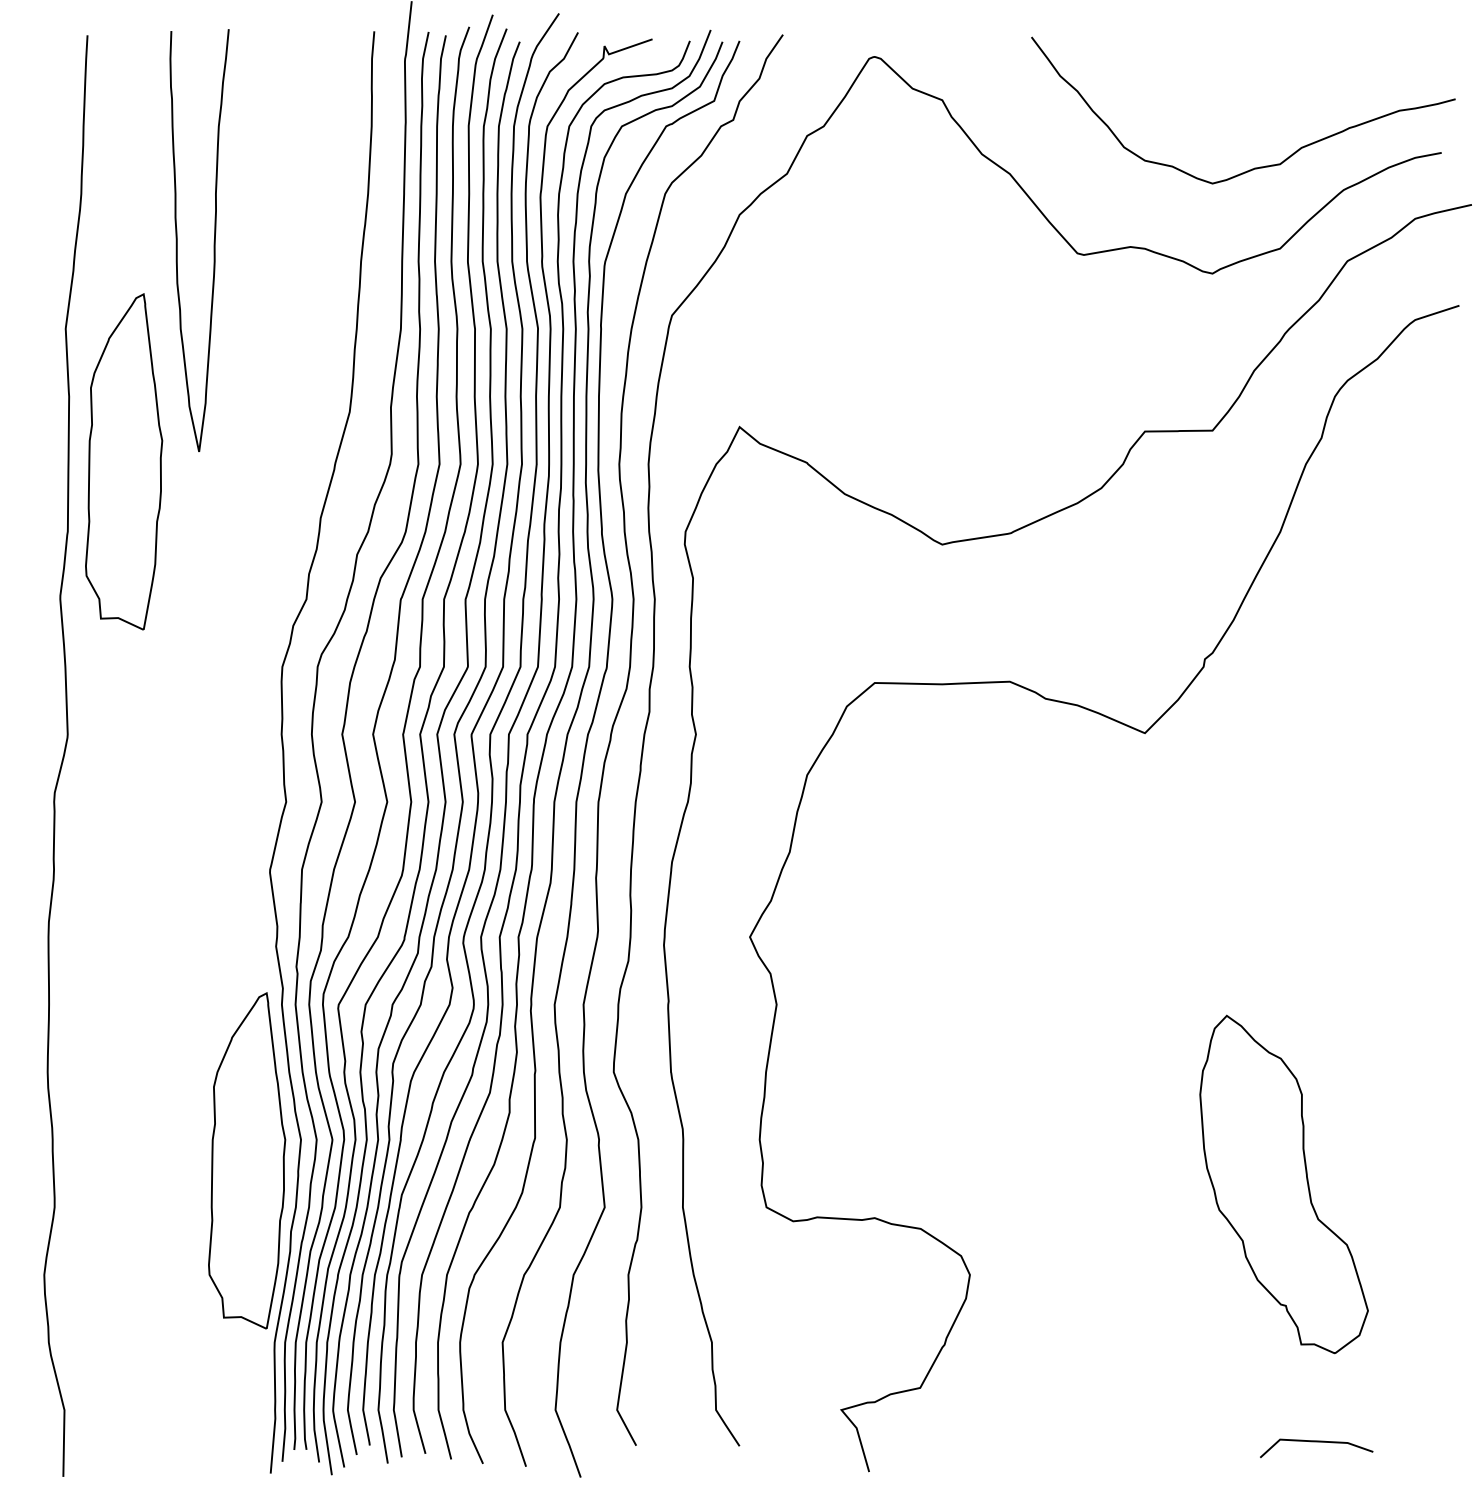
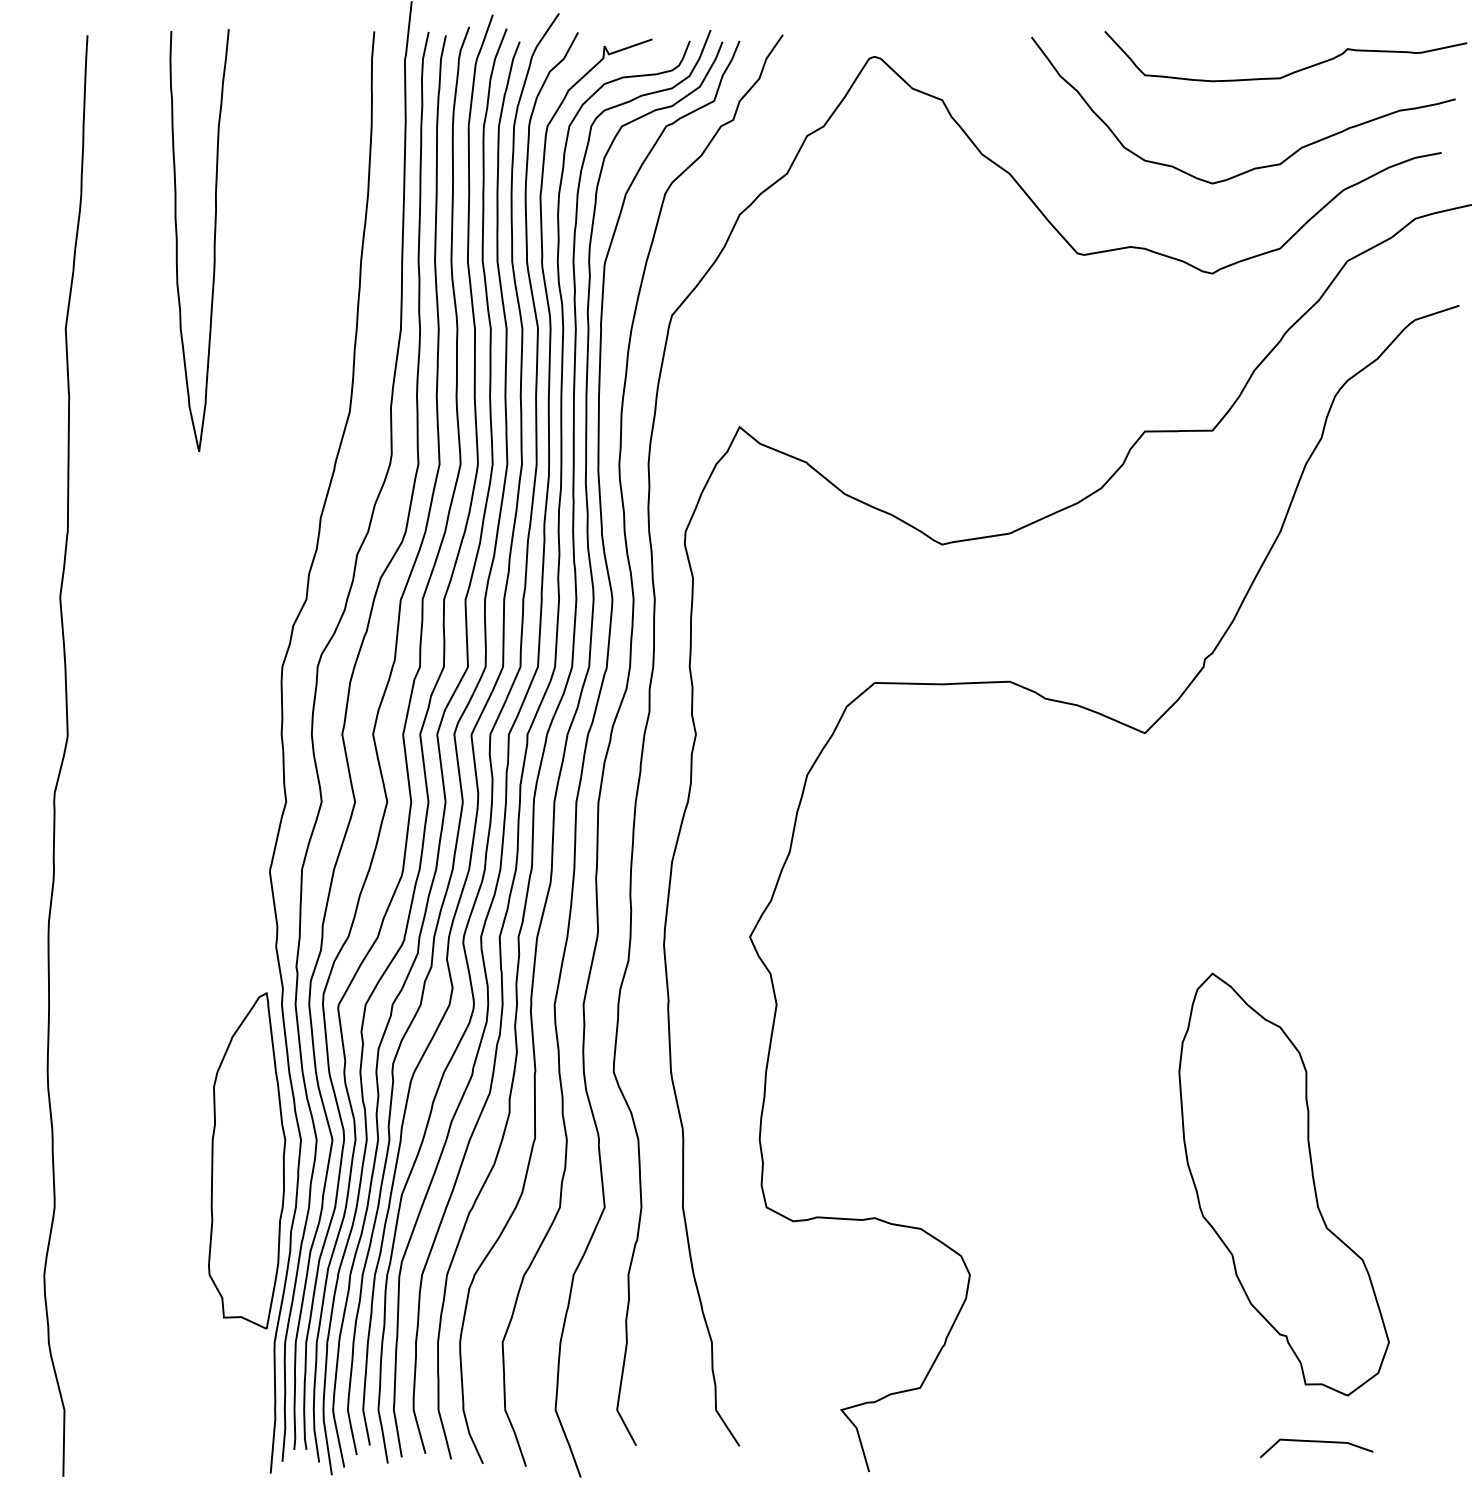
curve: none -> present (1293, 71)
part: present -> none (124, 461)
part size: 170x341 px -> 212x425 px (1283, 1184)
